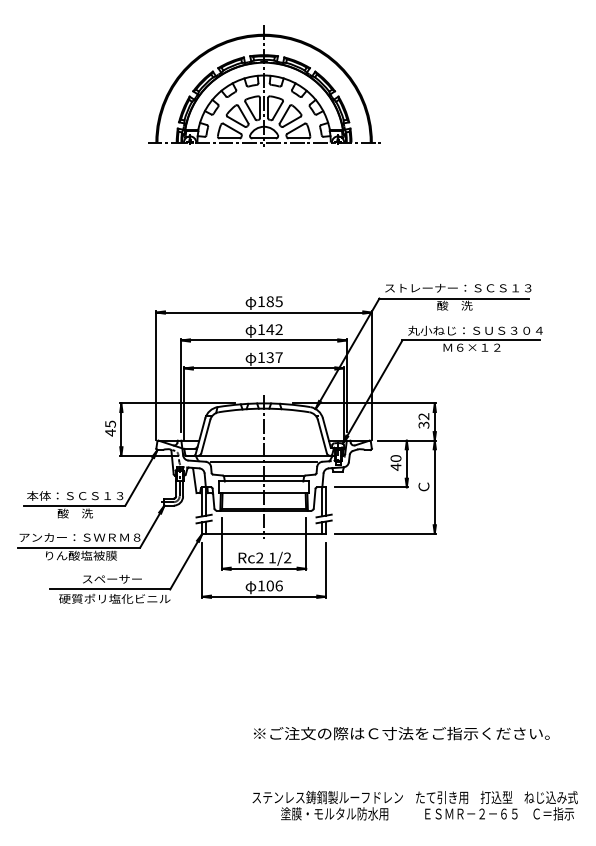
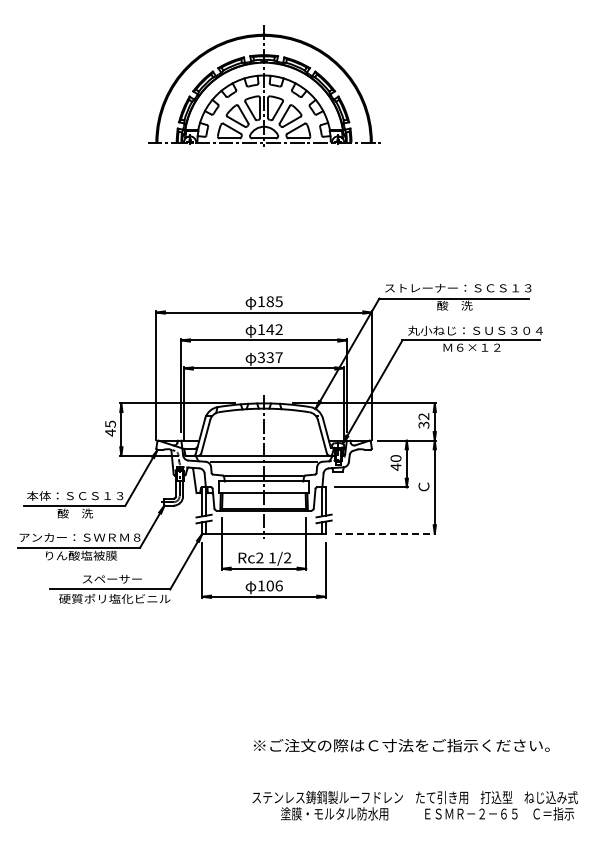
text: 137 -> 337 (260, 357)
line: solid -> dashed (385, 533)
text position: (401, 733) -> (401, 745) (401, 745)
